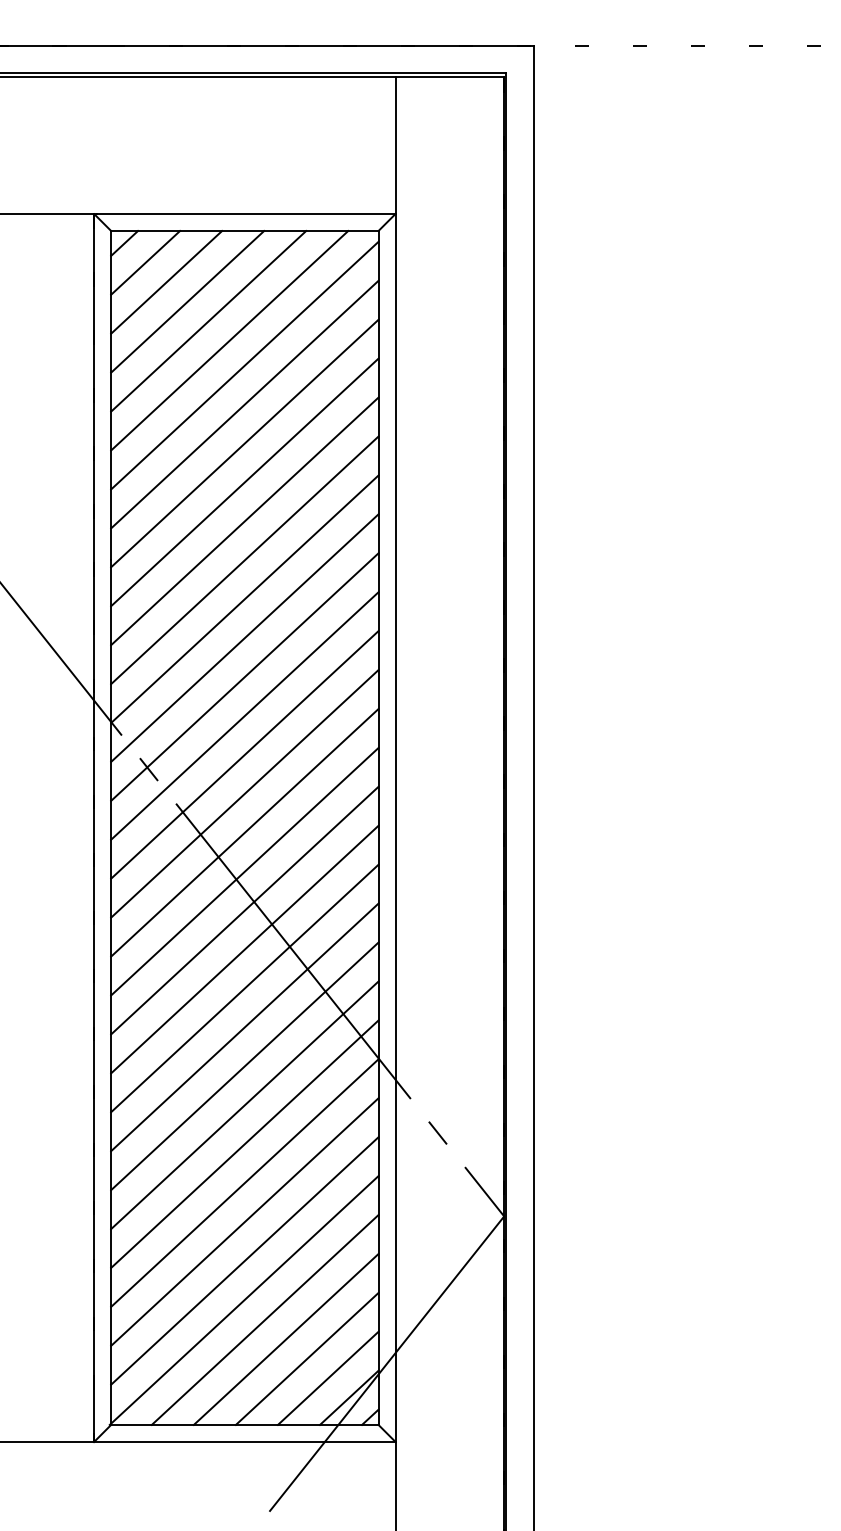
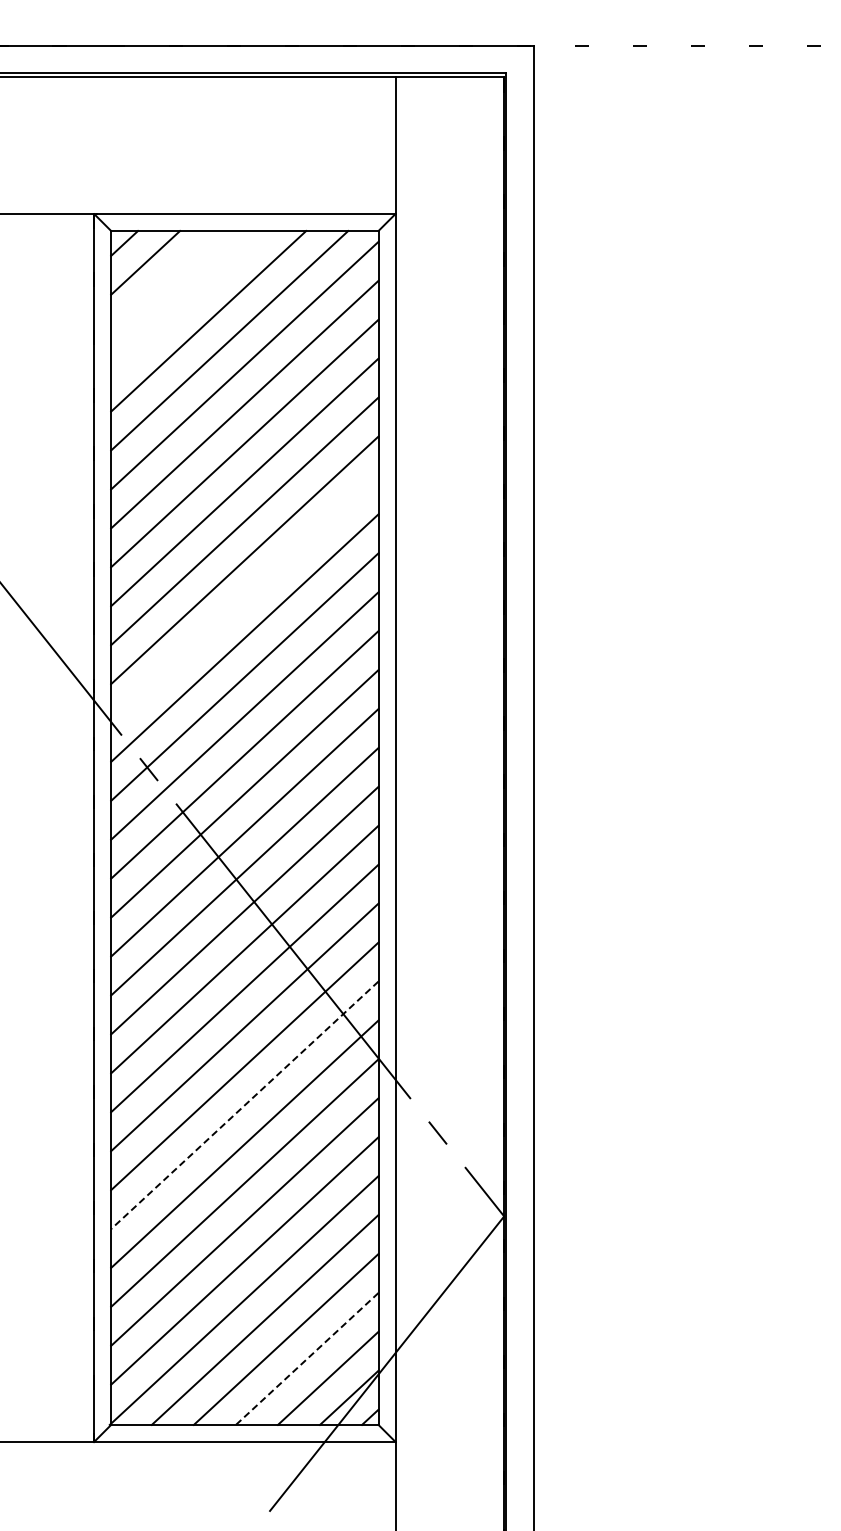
line: present -> none (166, 282)
line: present -> none (187, 301)
line: present -> none (244, 598)
line: solid -> dashed (244, 1105)
line: solid -> dashed (306, 1359)
